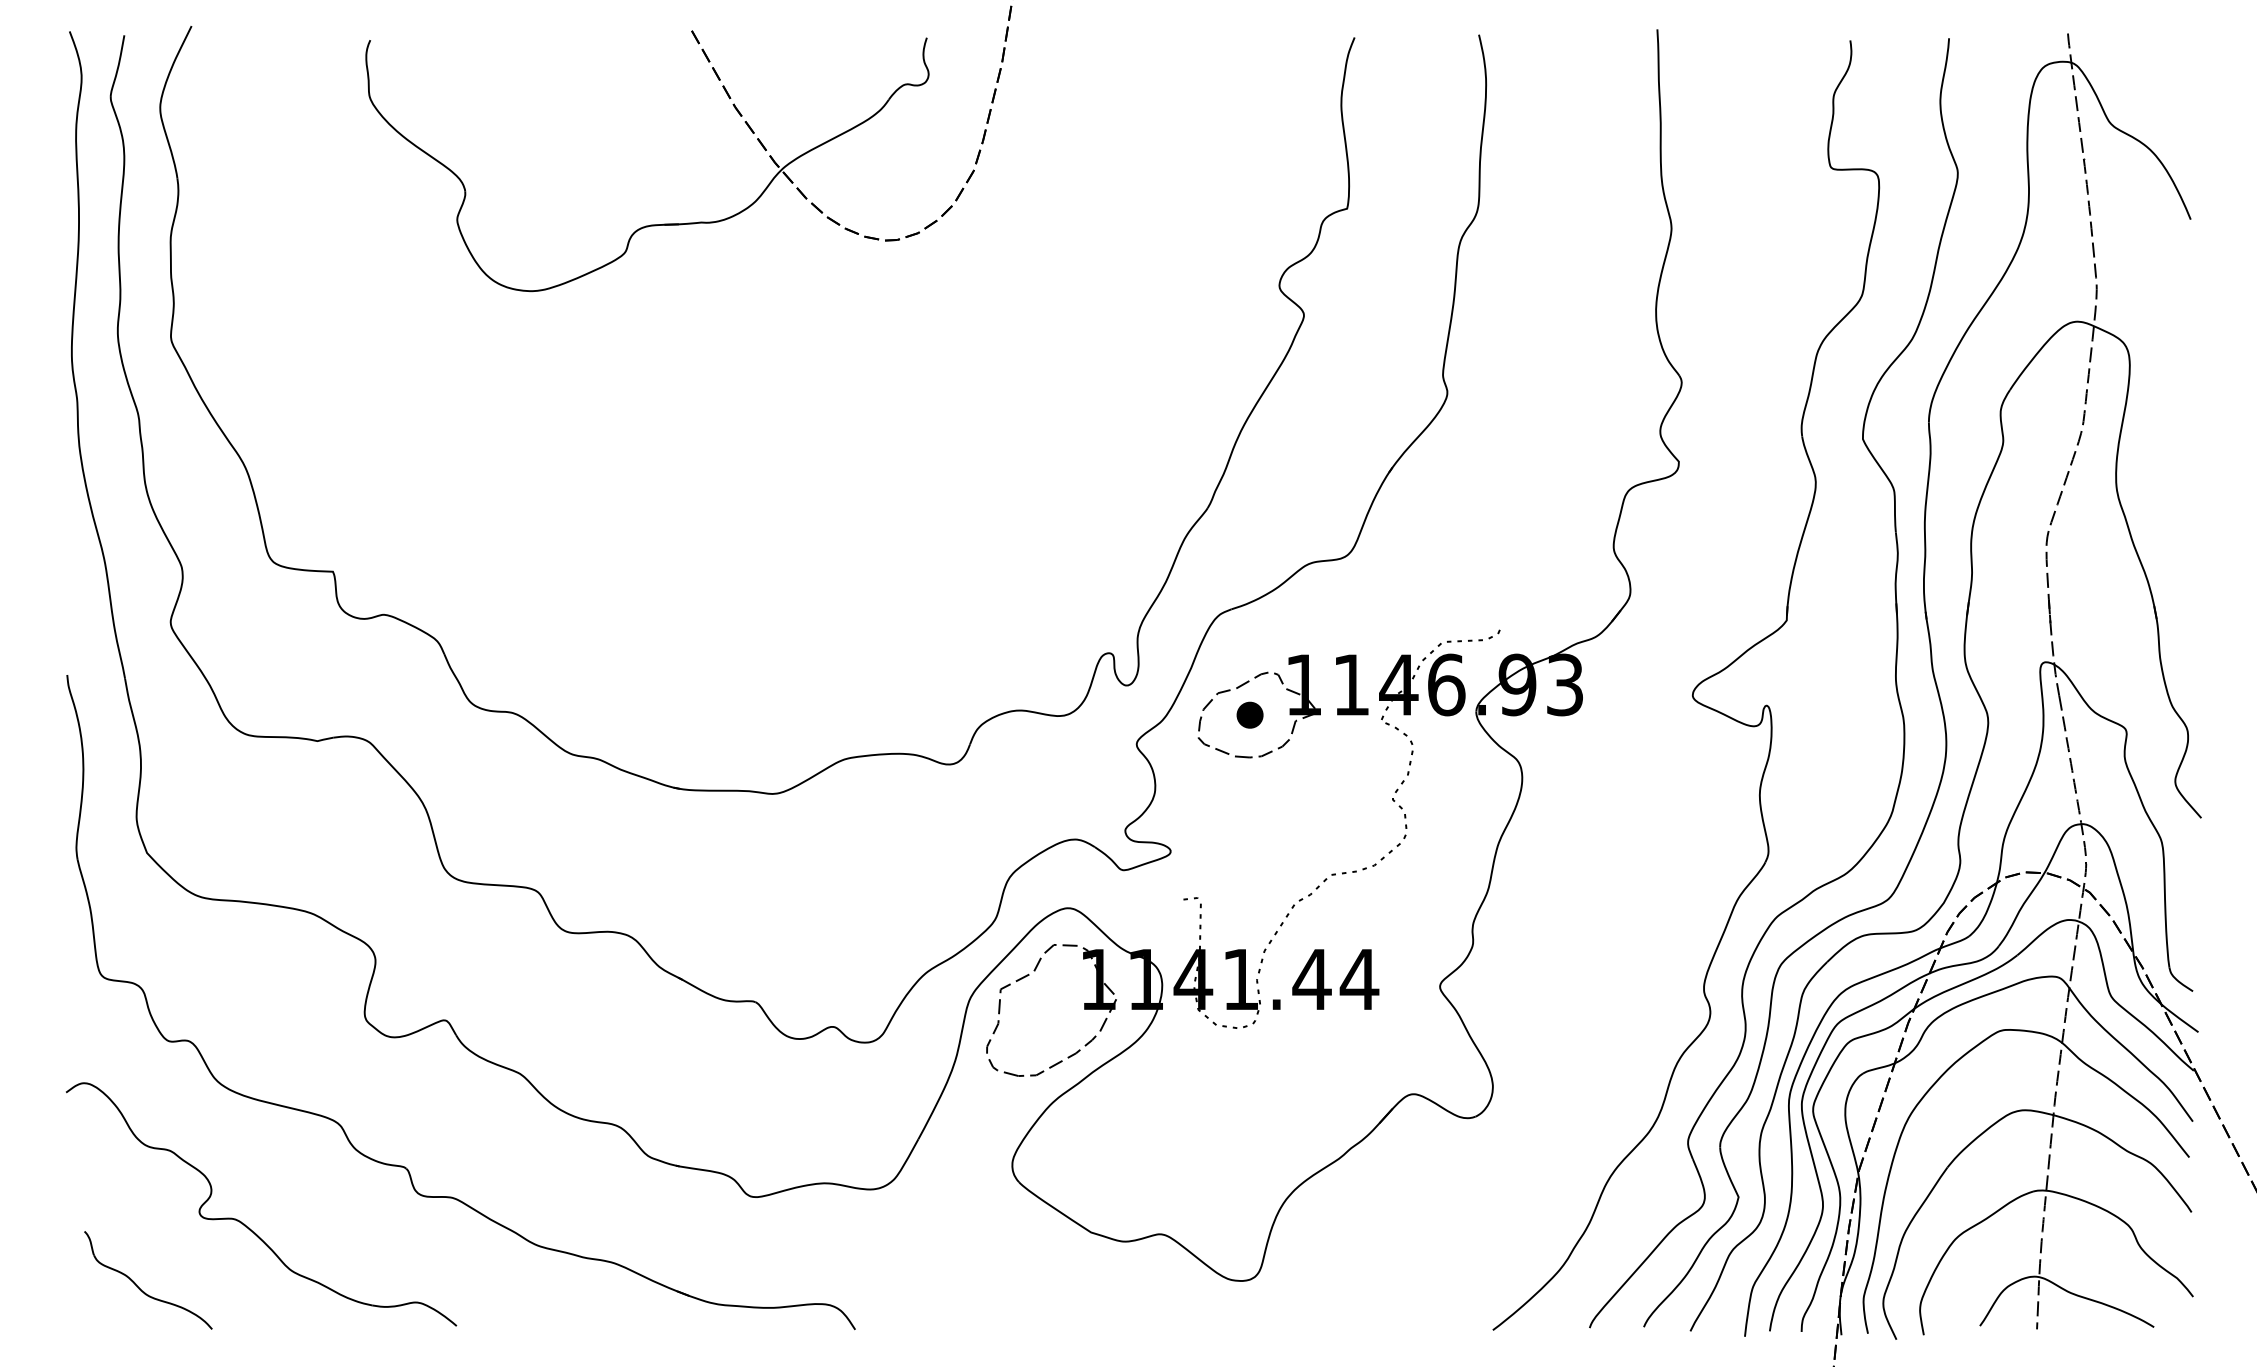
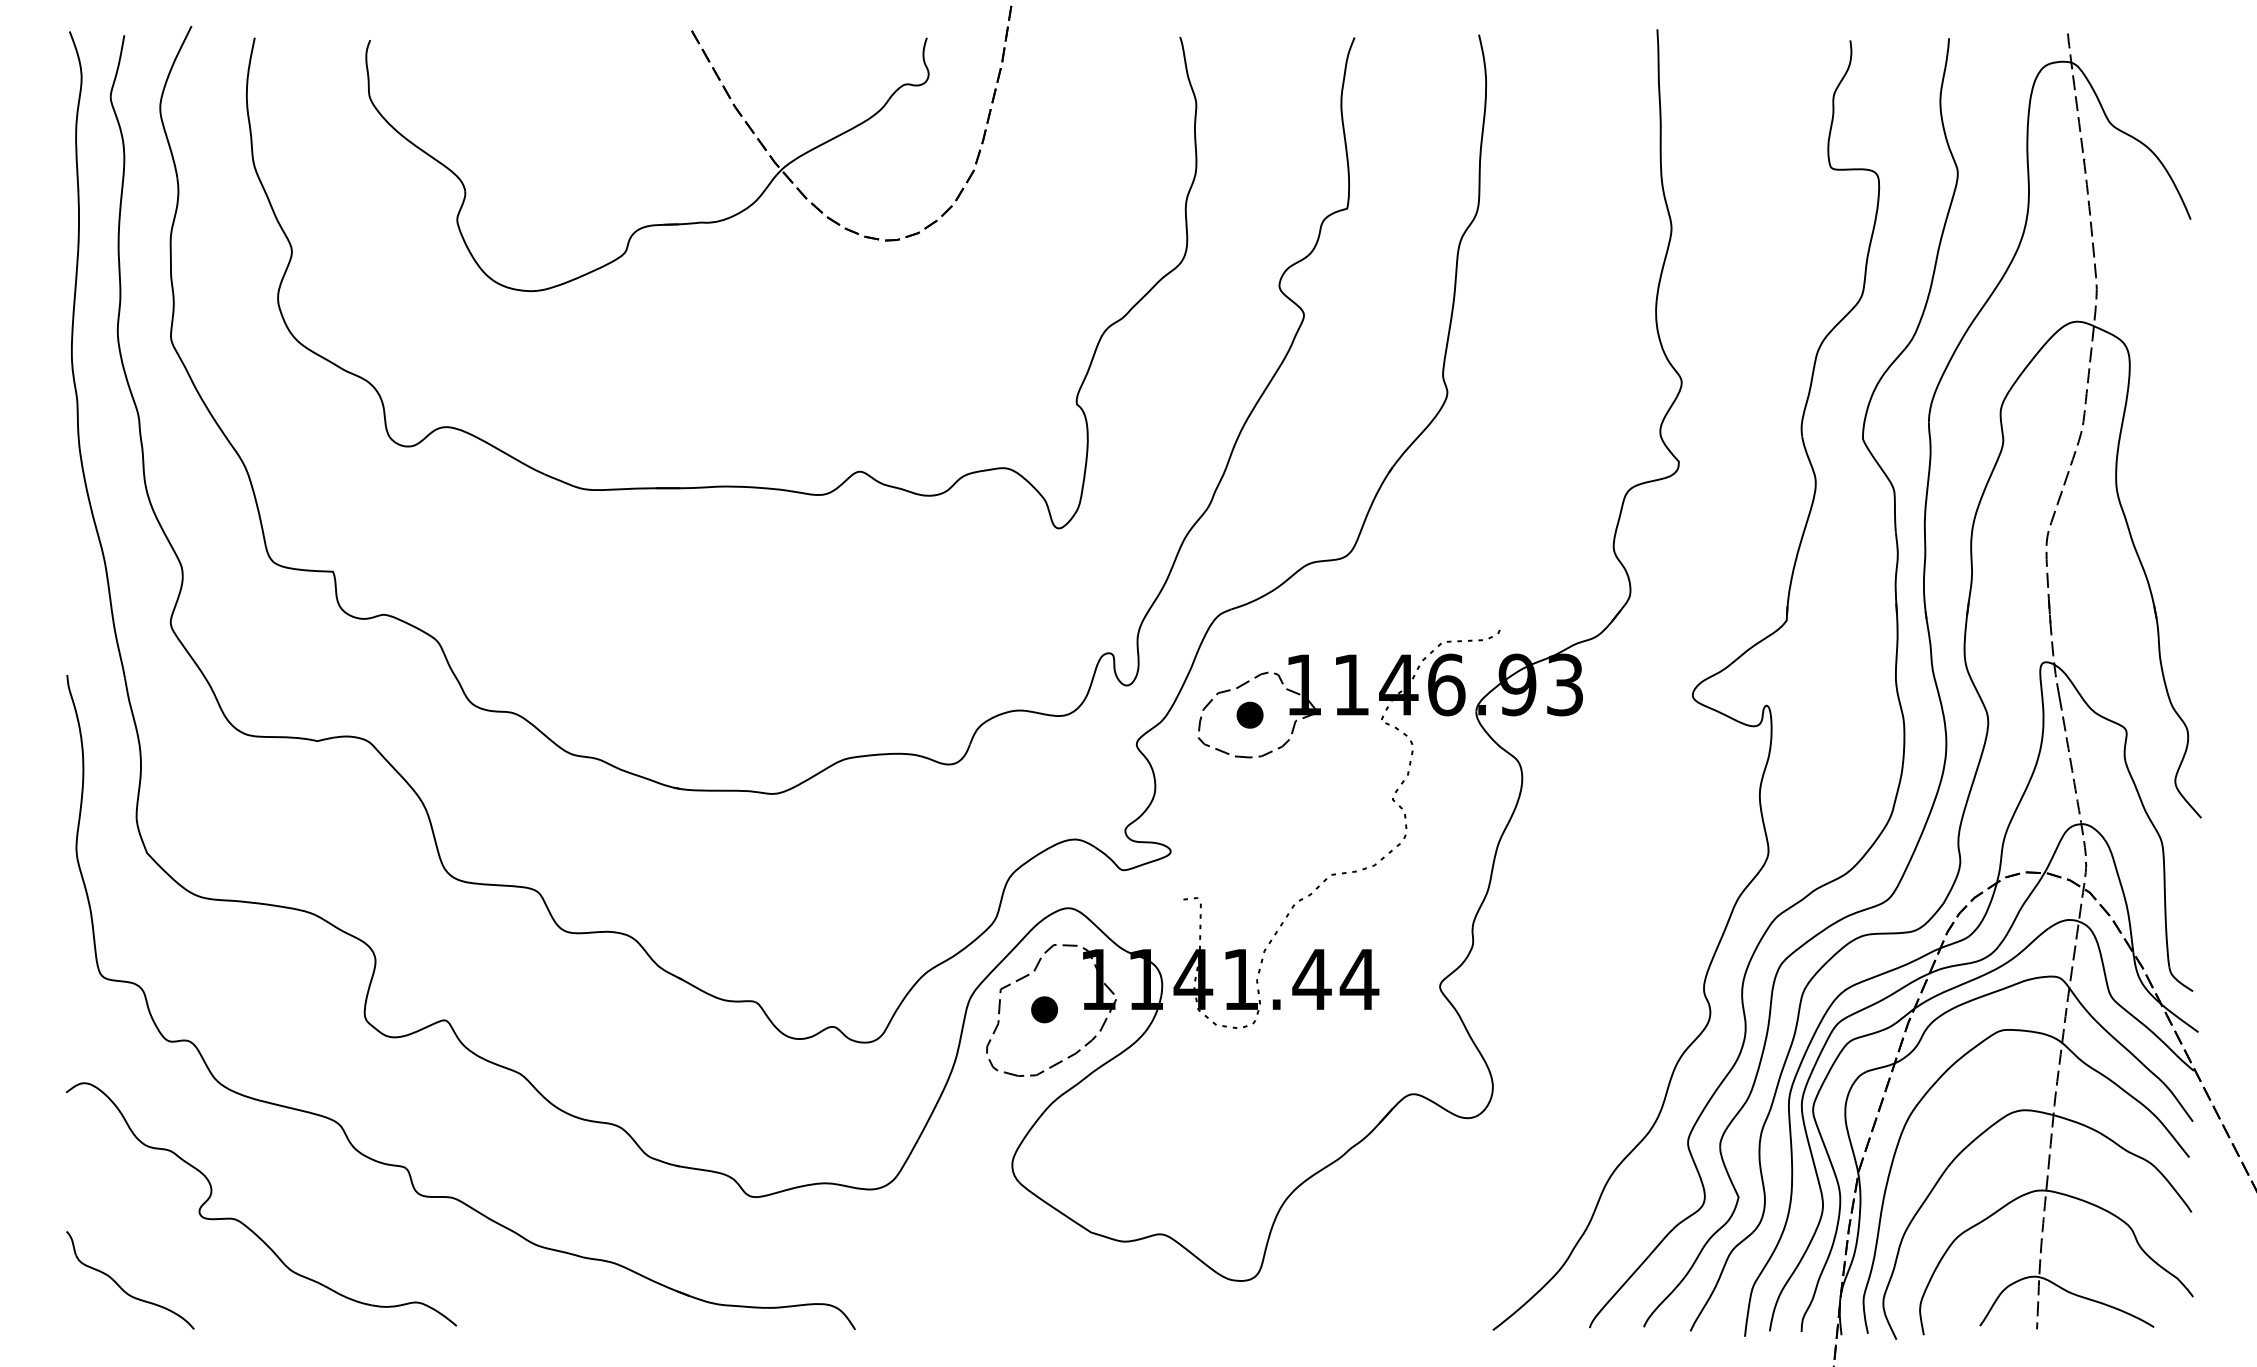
part: none -> present (721, 485)
part: none -> present (1044, 1009)
part position: (140, 1288) -> (122, 1288) (122, 1288)
